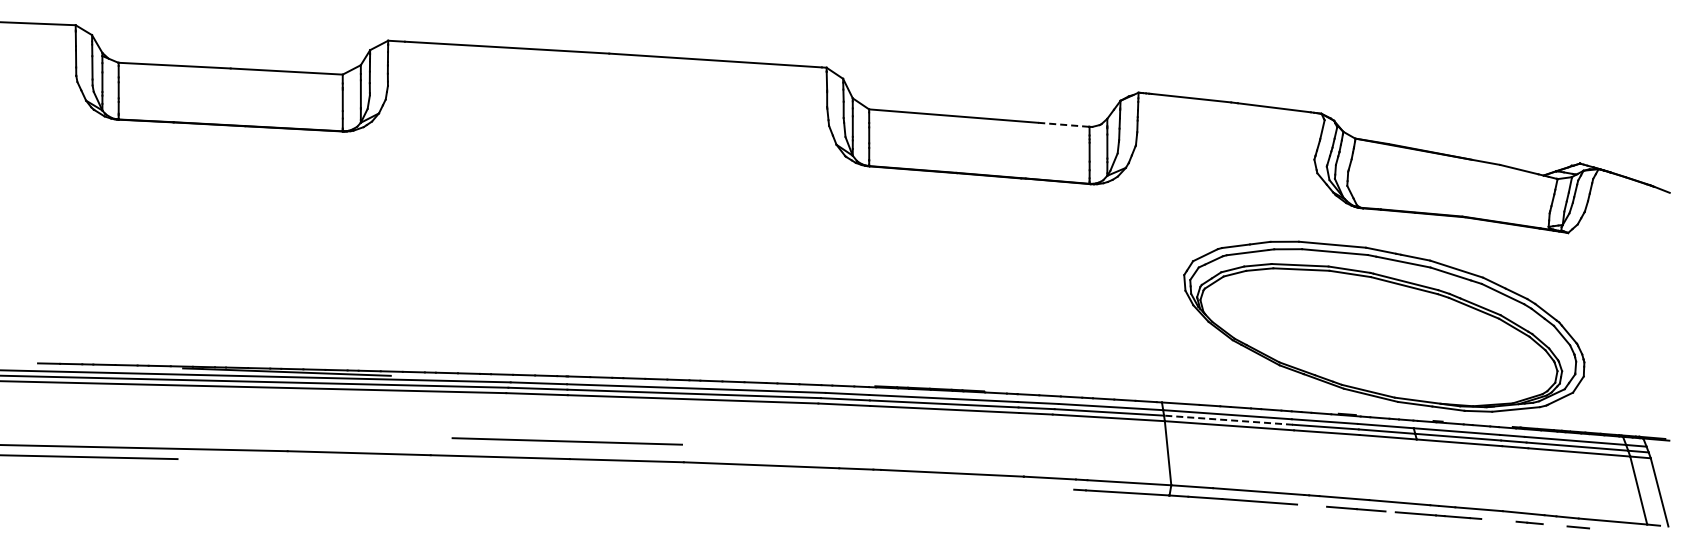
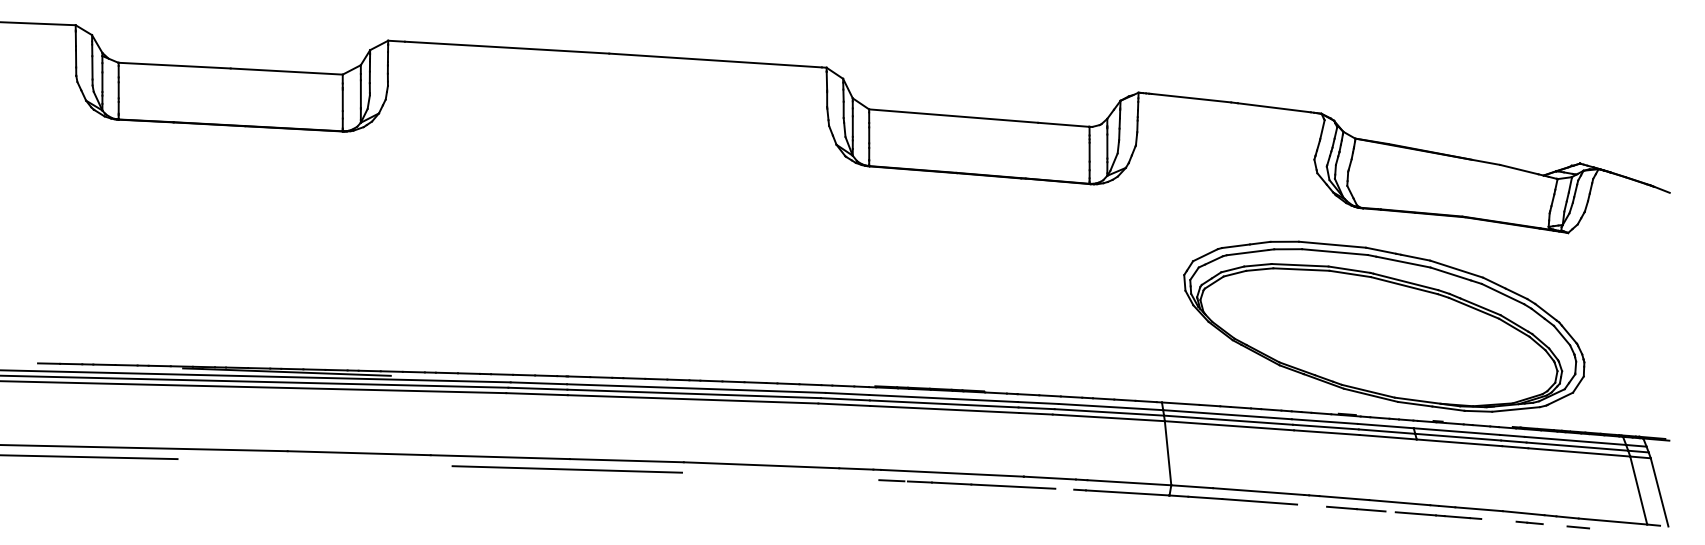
line: dashed -> solid (1063, 124)
line: dashed -> solid (1228, 420)
line position: (566, 441) -> (566, 469) (566, 469)
line: none -> present (967, 484)
